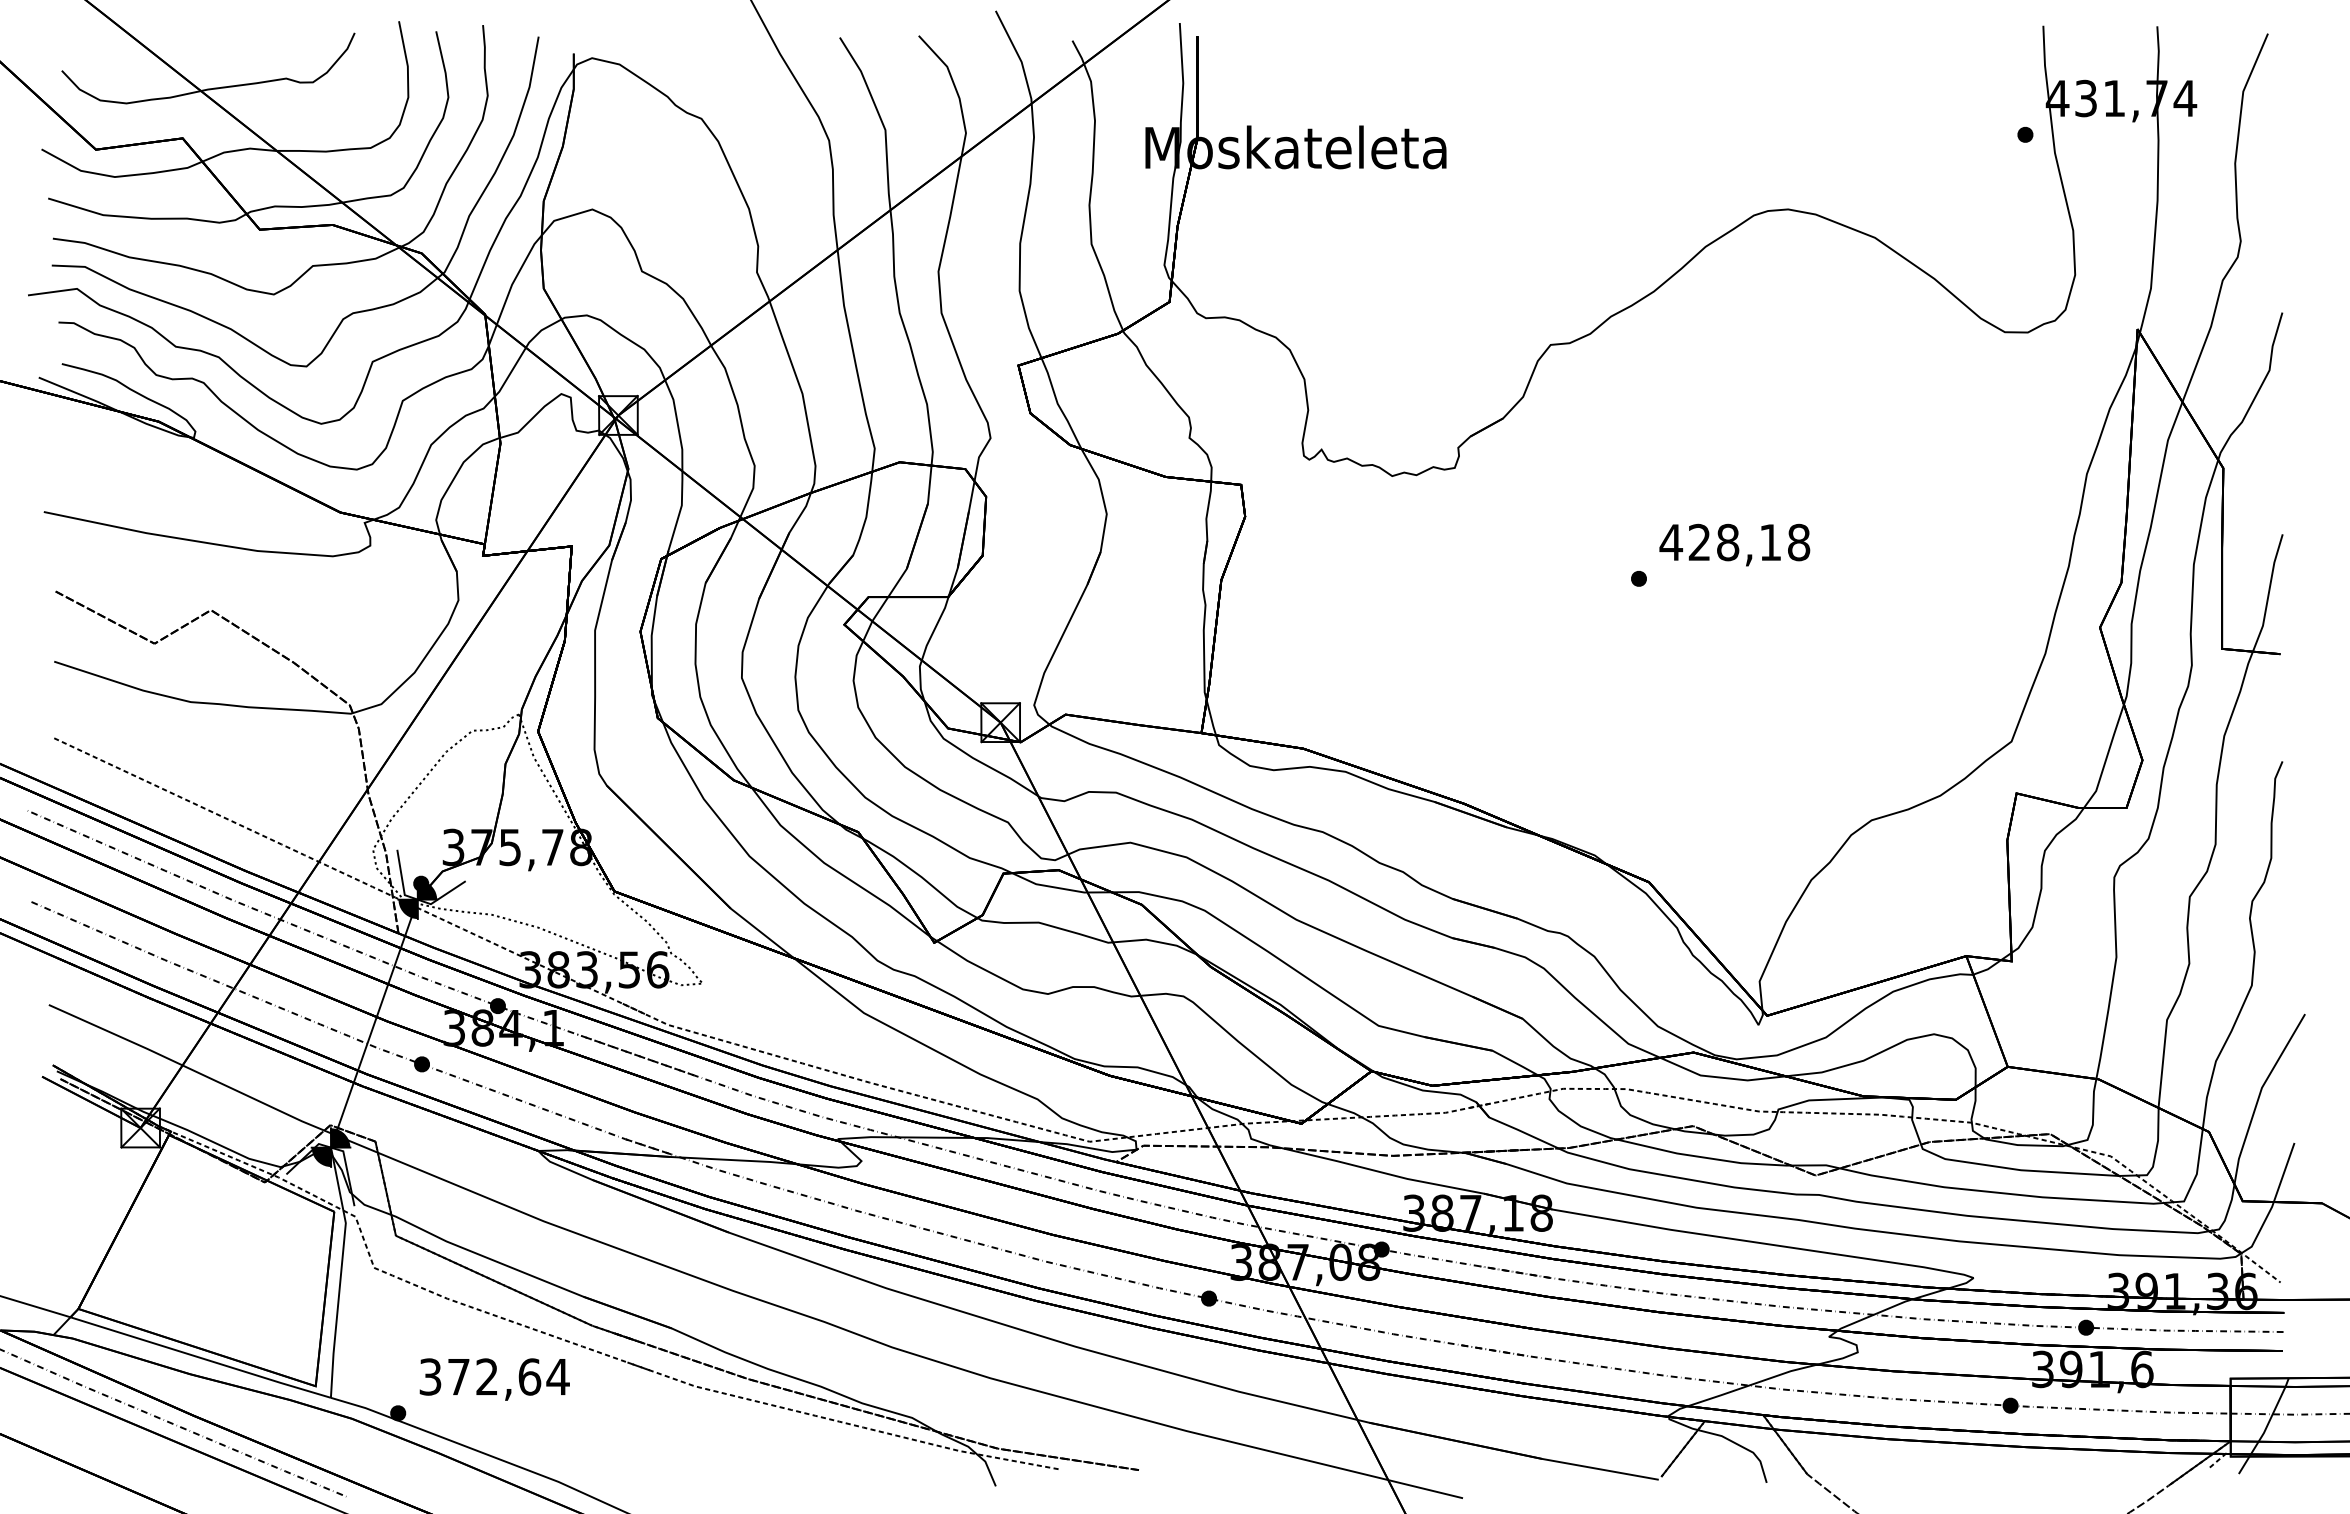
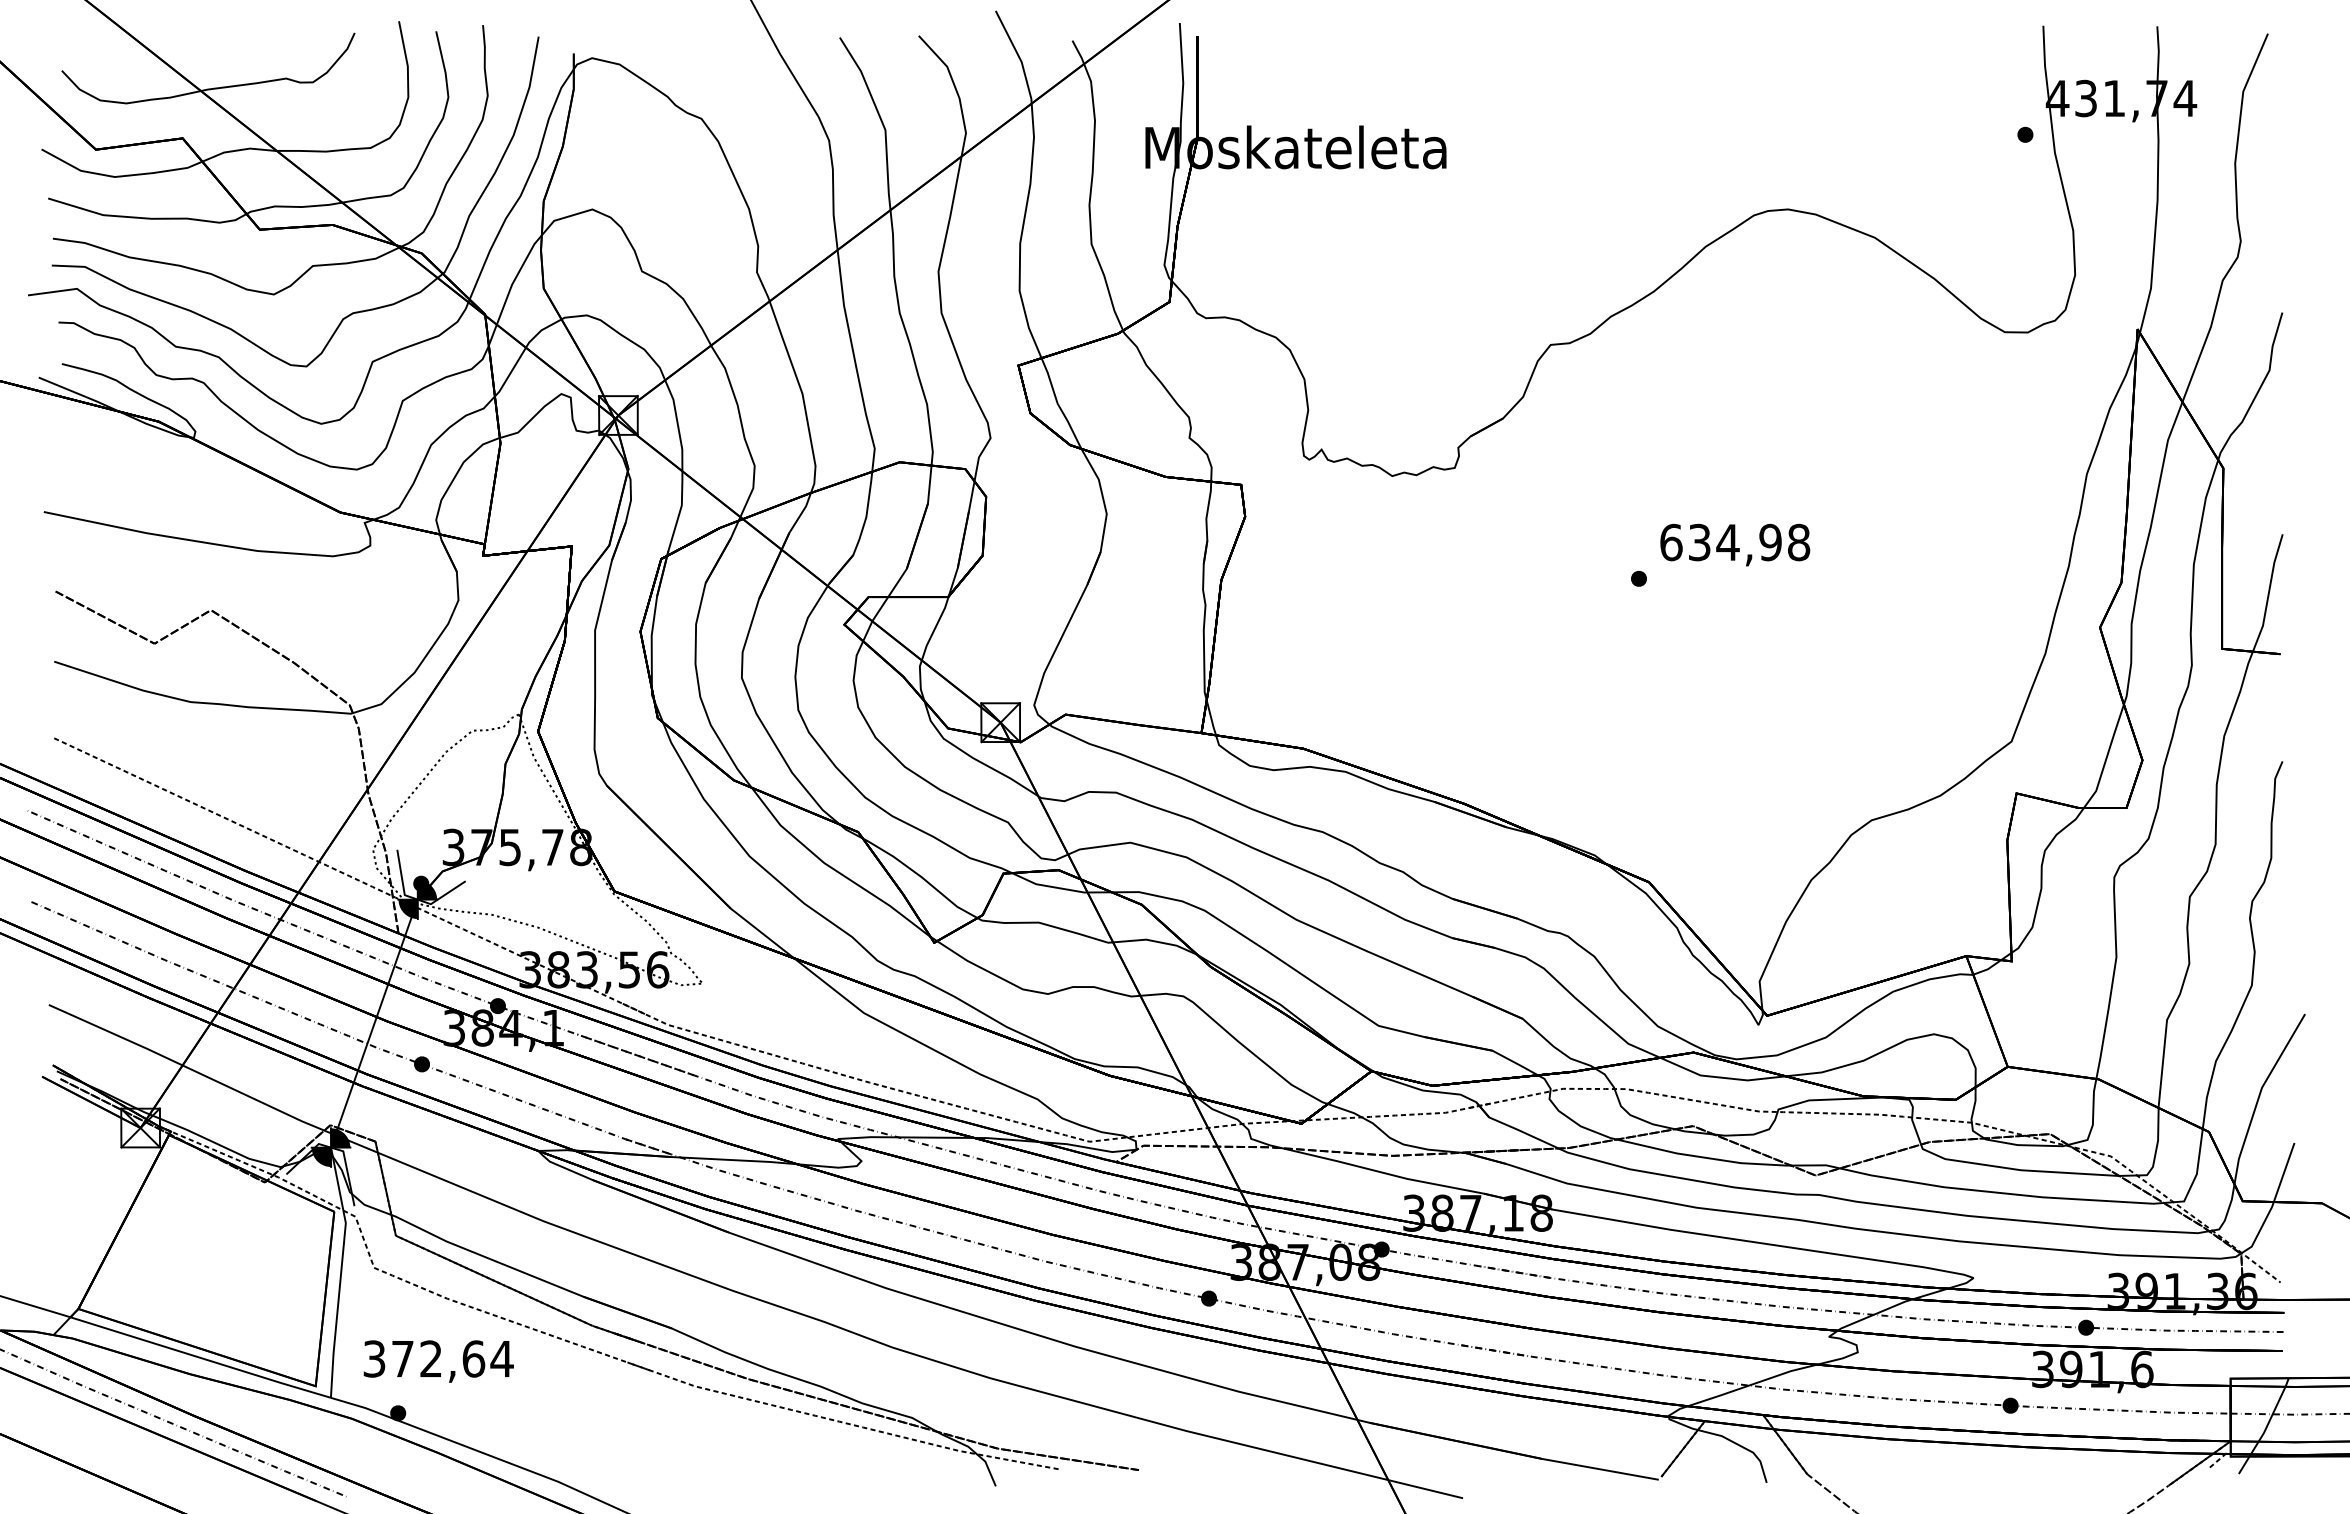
text: 428,18 -> 634,98 (1720, 542)
text position: (494, 1379) -> (438, 1361) (438, 1361)
